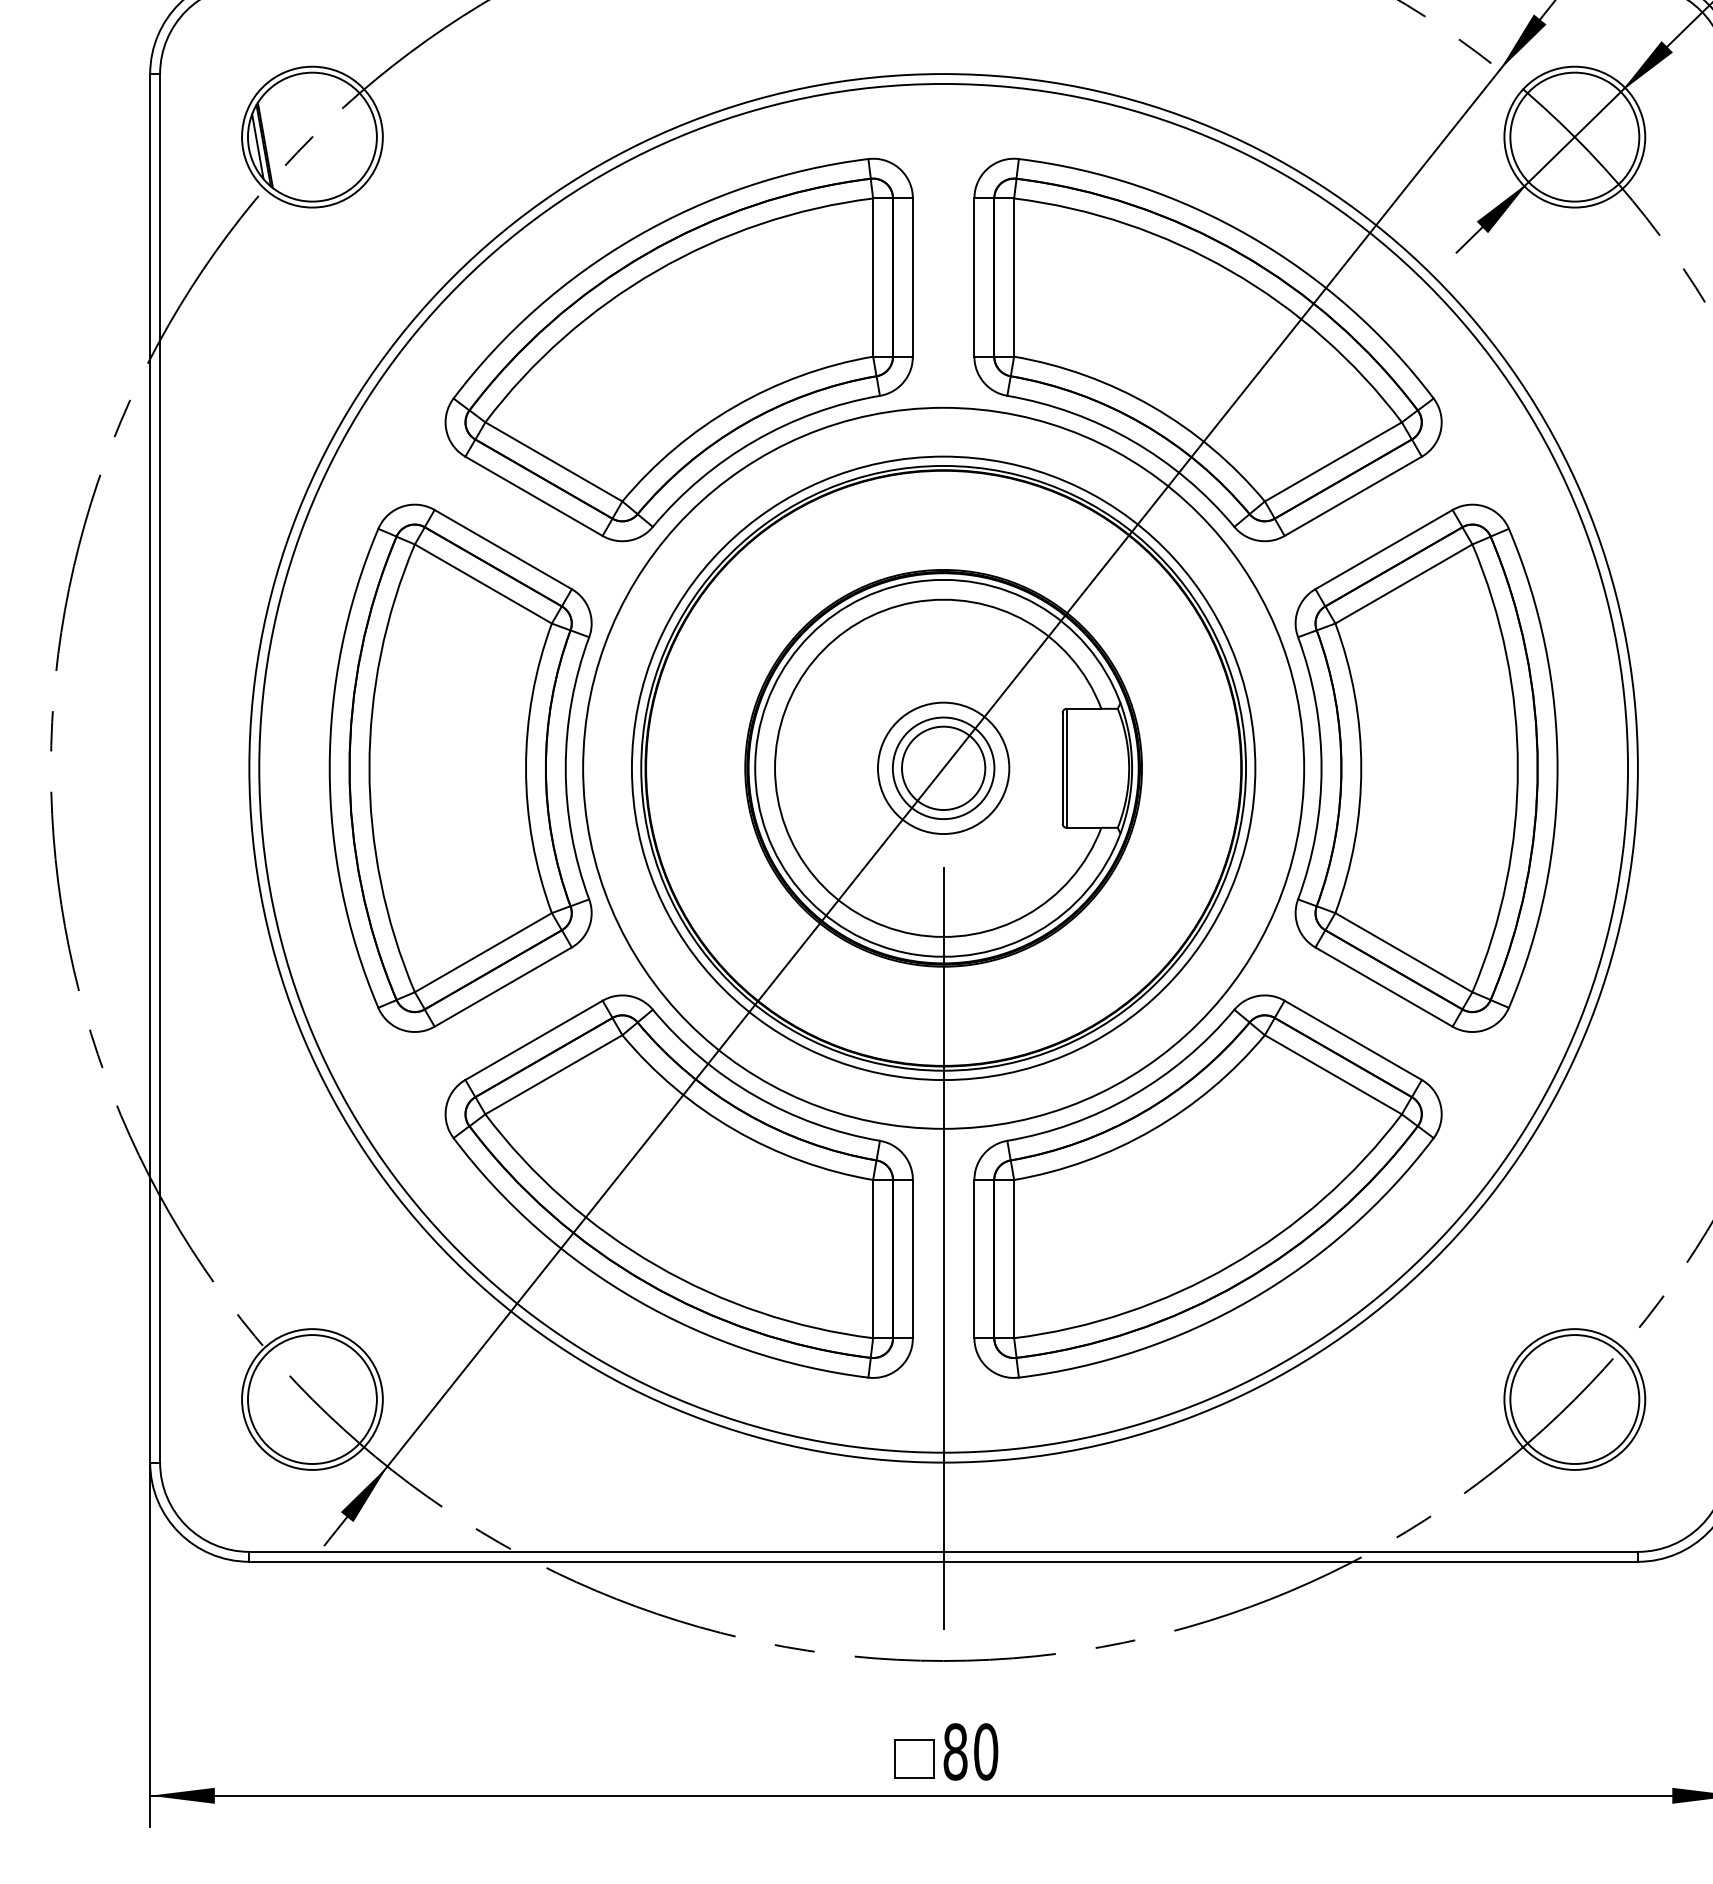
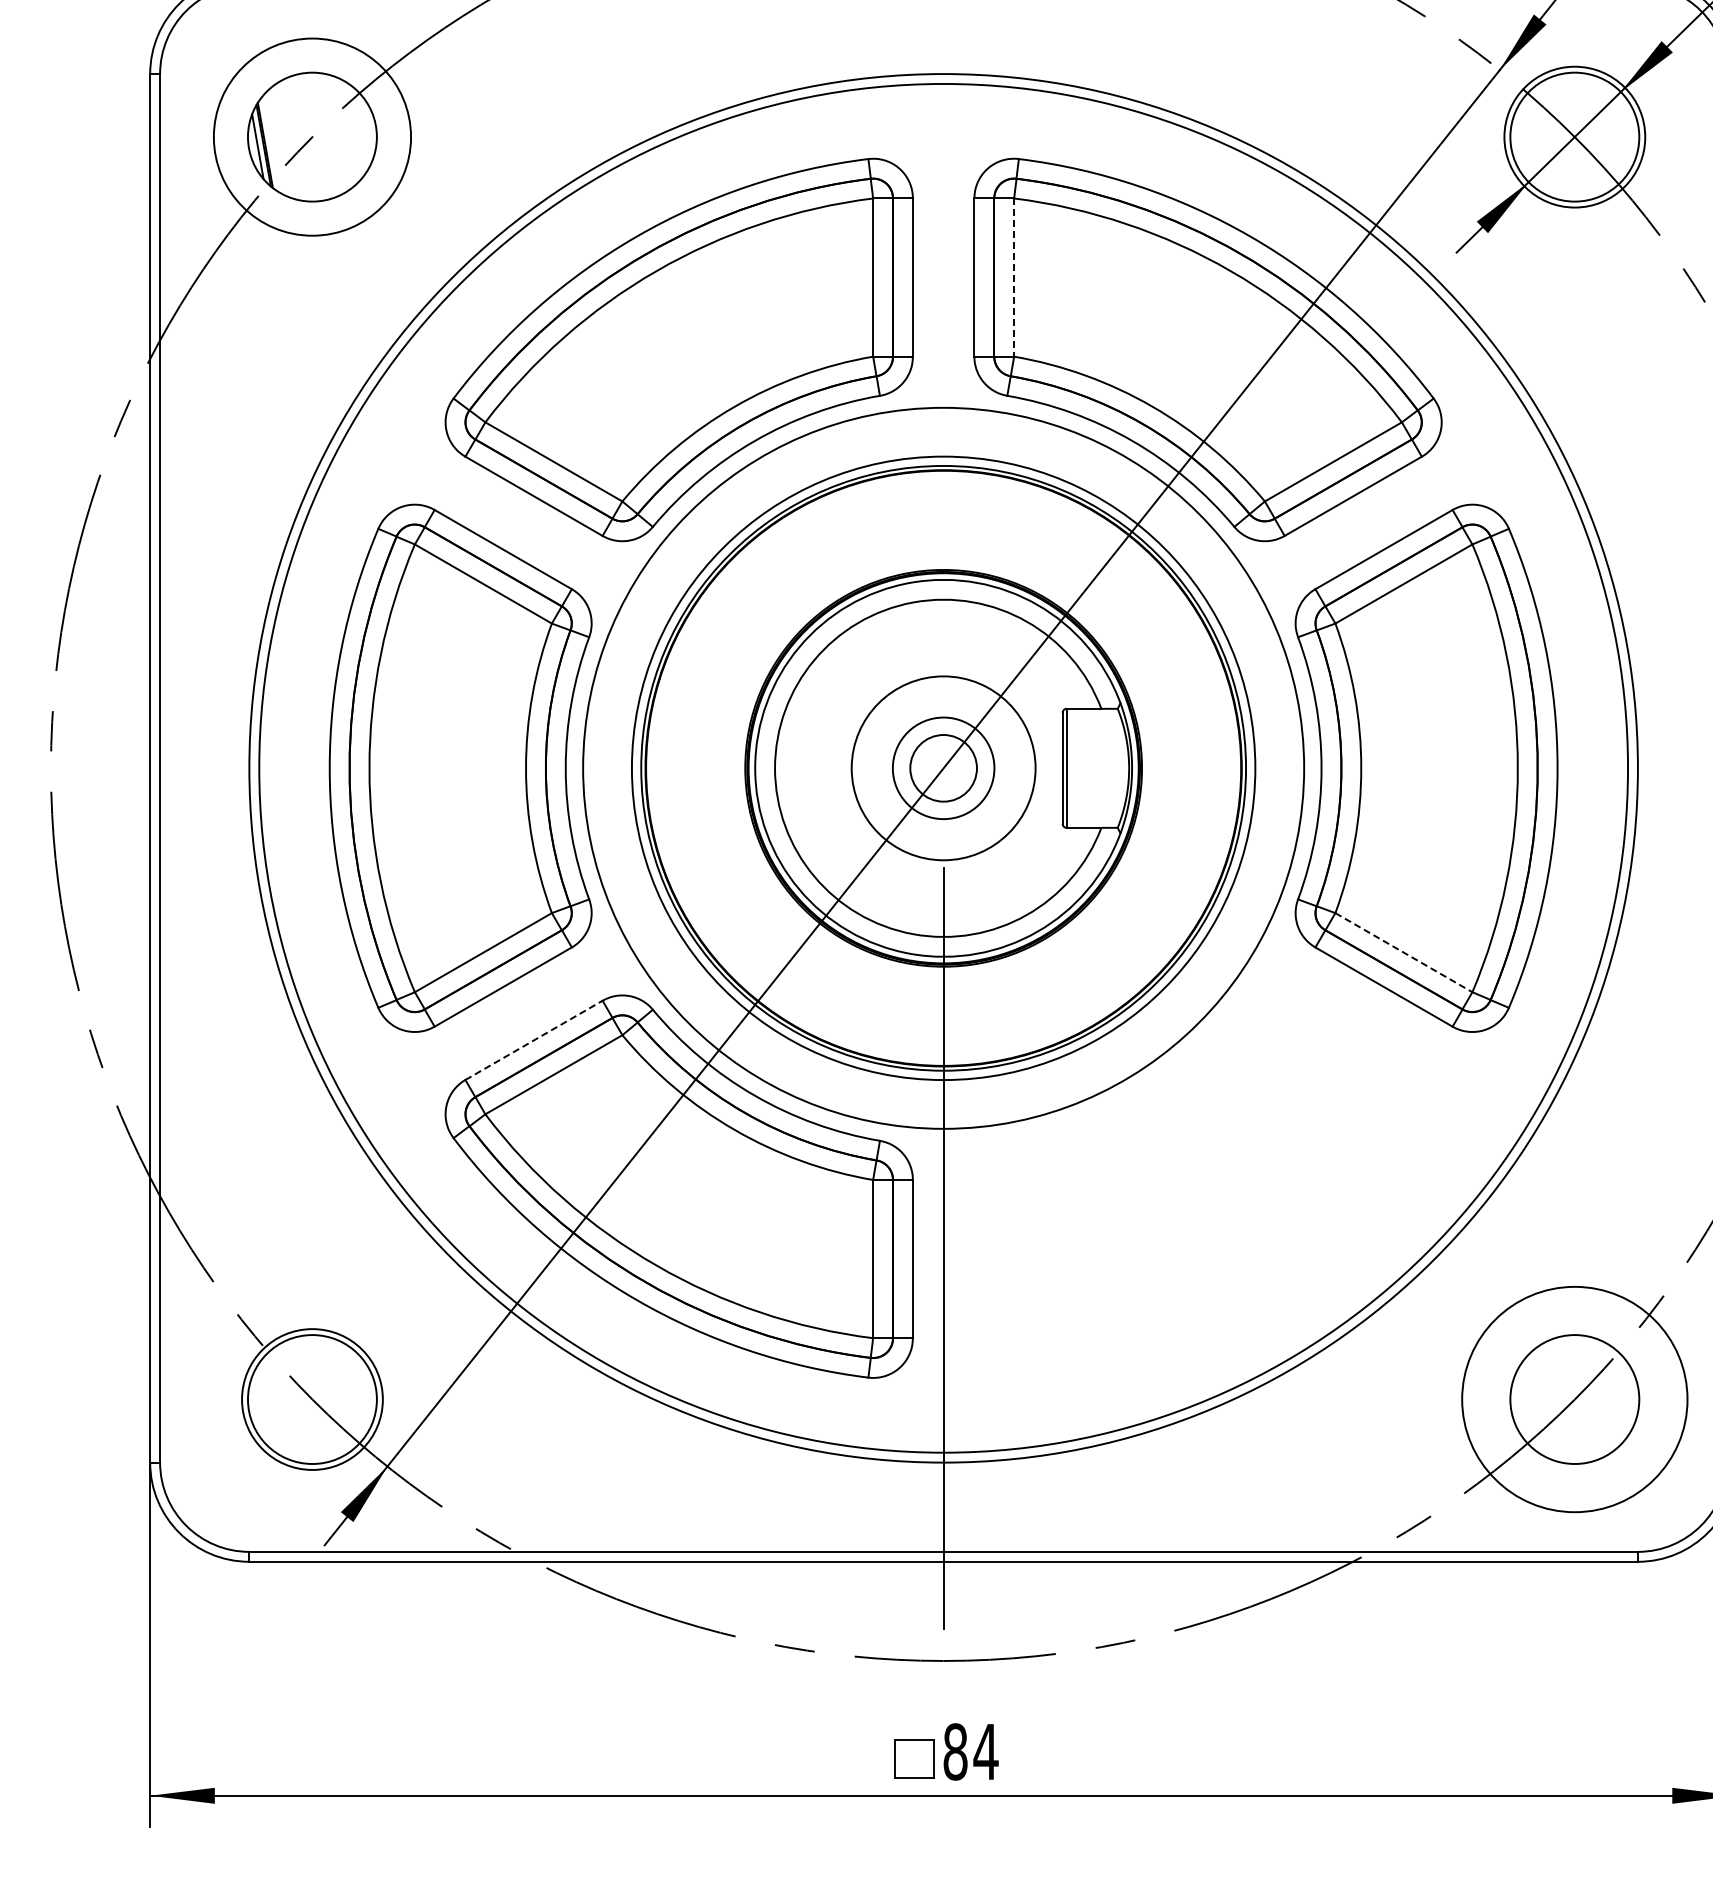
circle diameter: 141 px -> 197 px (312, 136)
line: solid -> dashed (1014, 278)
circle diameter: 131 px -> 184 px (943, 768)
circle diameter: 83 px -> 67 px (943, 768)
line: solid -> dashed (1404, 952)
line: solid -> dashed (534, 1040)
part: present -> none (1207, 1186)
circle diameter: 141 px -> 225 px (1574, 1399)
text: 80 -> 84 (985, 1751)
